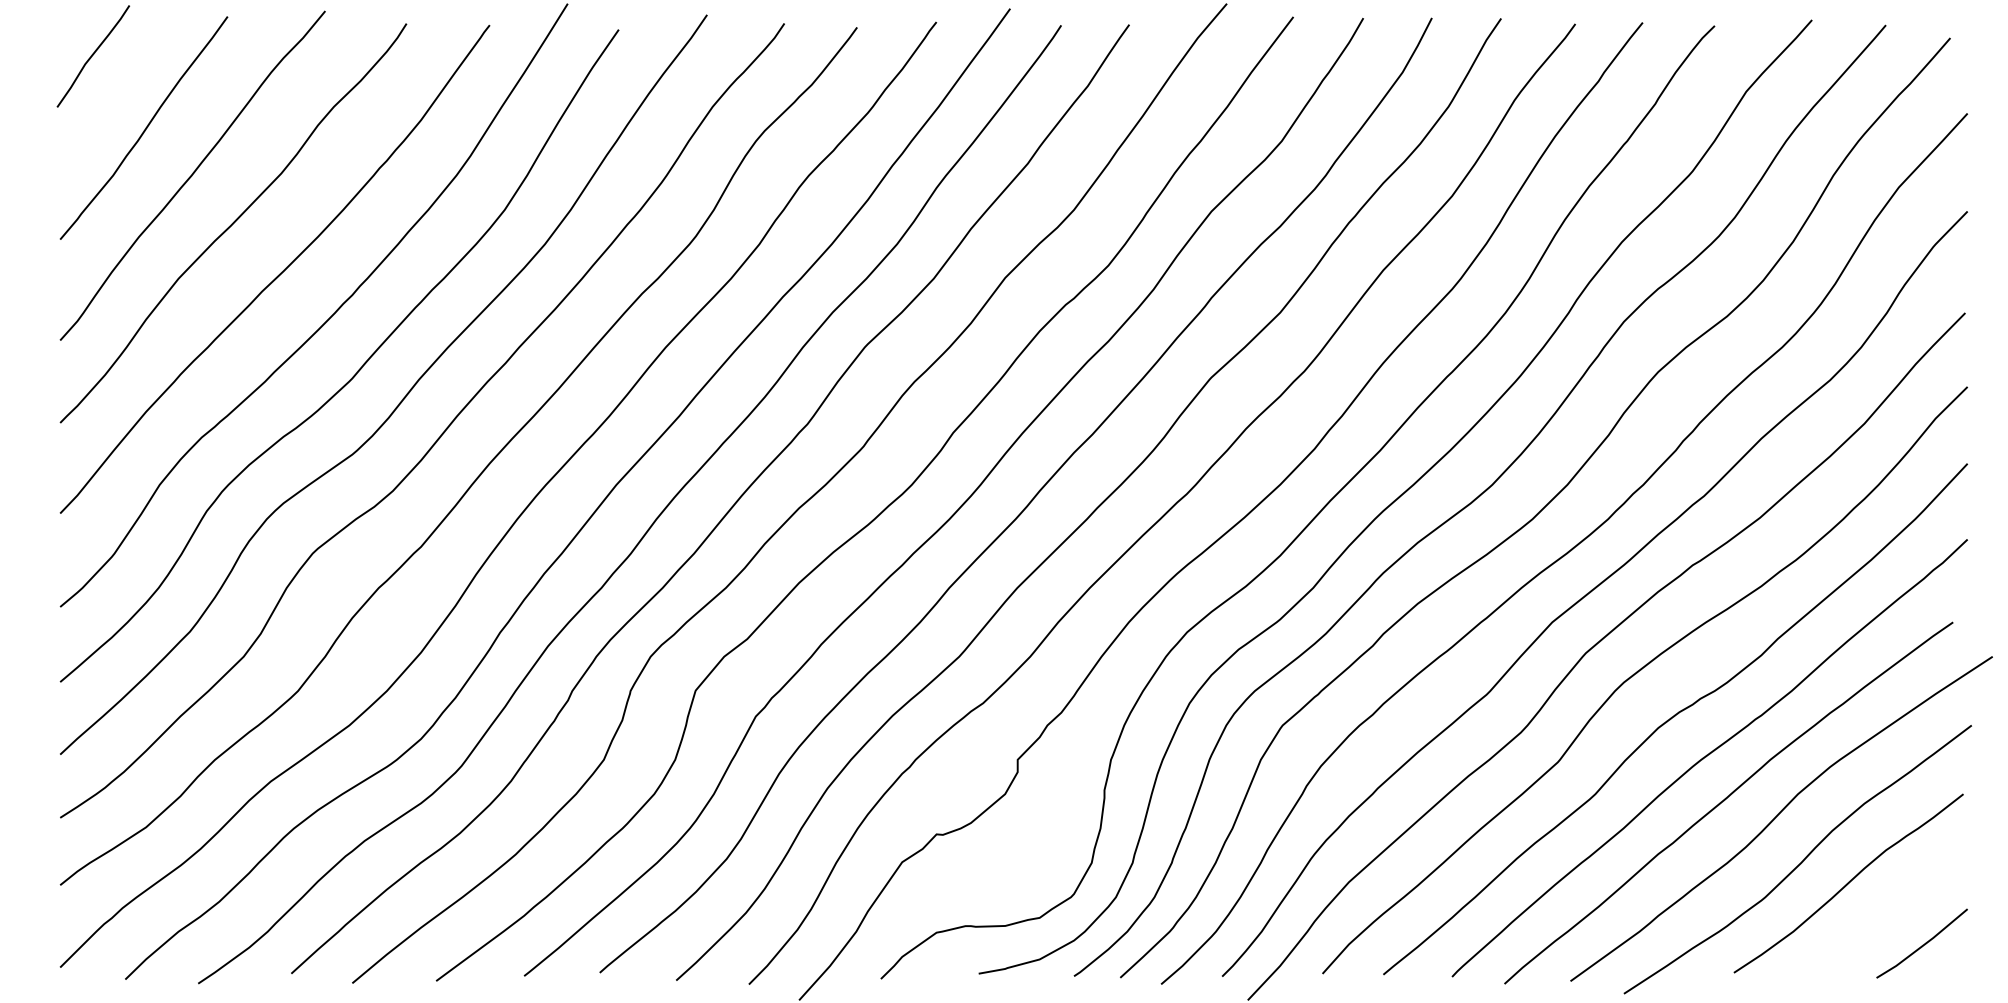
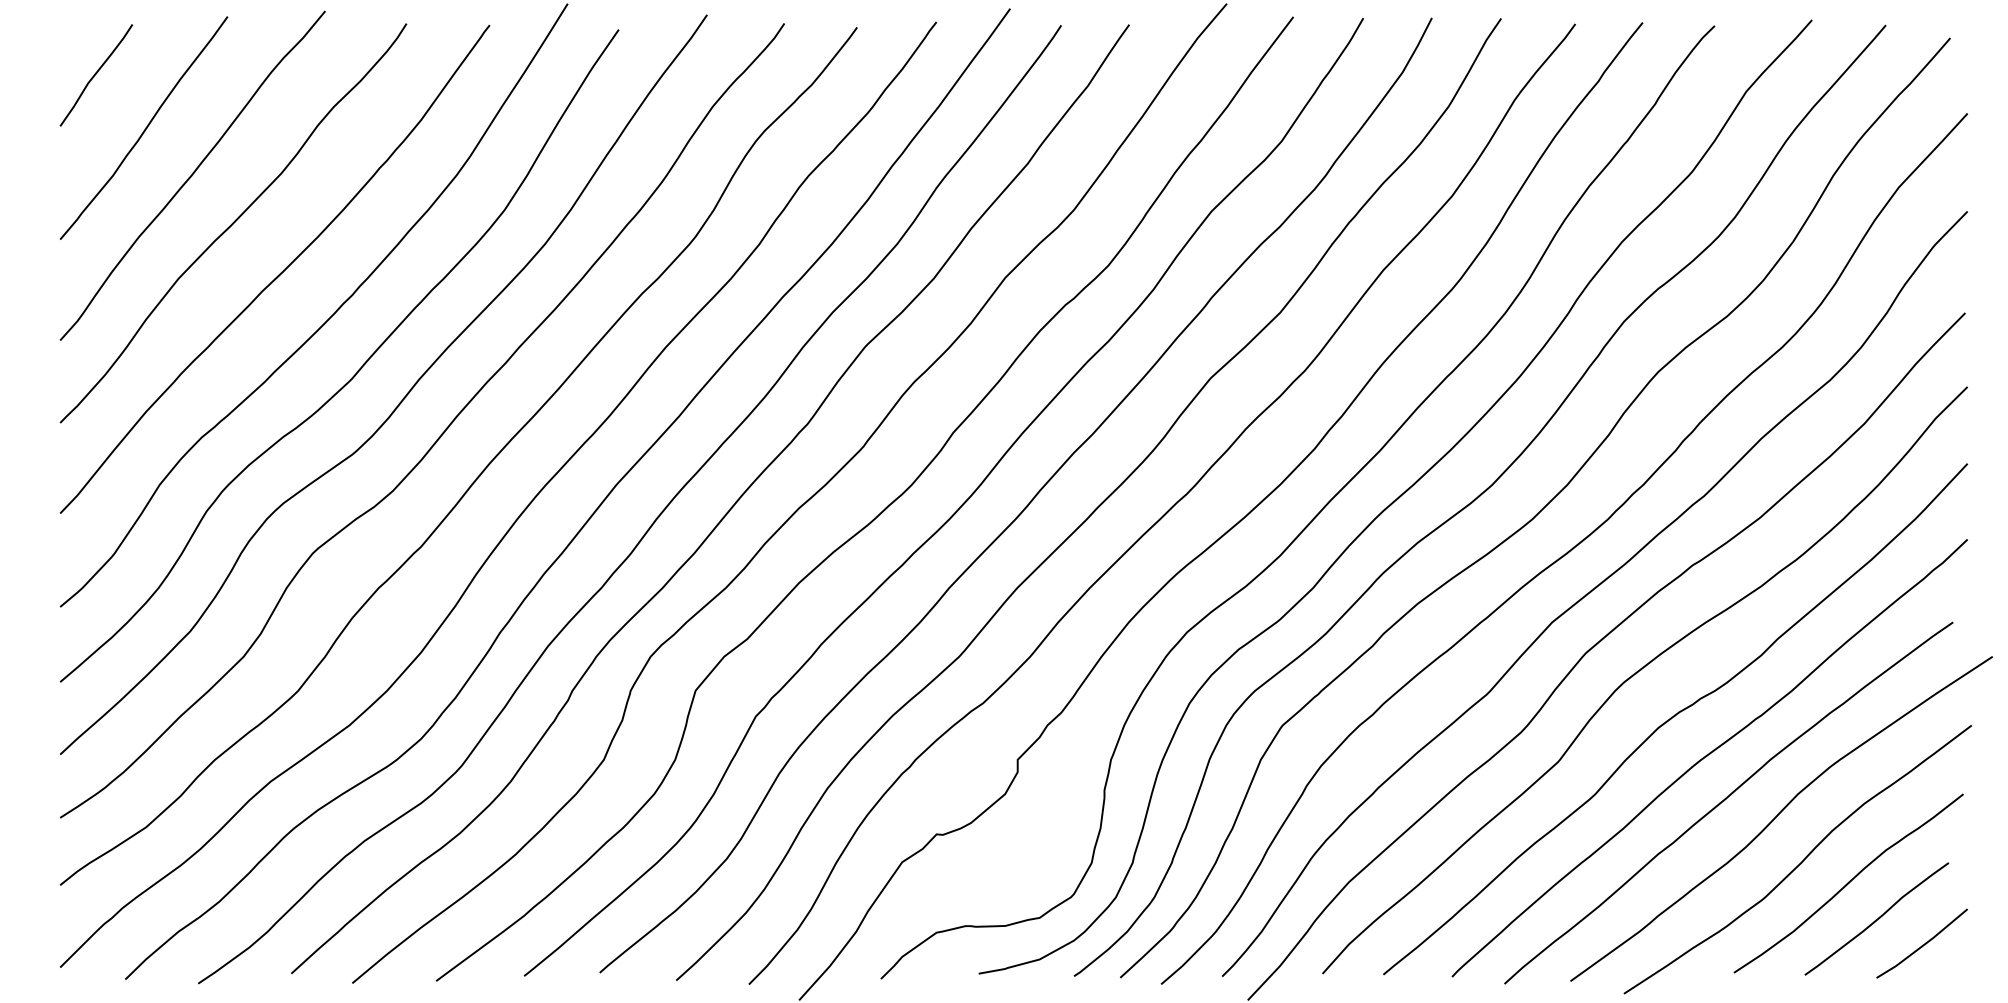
curve position: (93, 55) -> (96, 74) (96, 74)
curve: none -> present (1877, 918)
